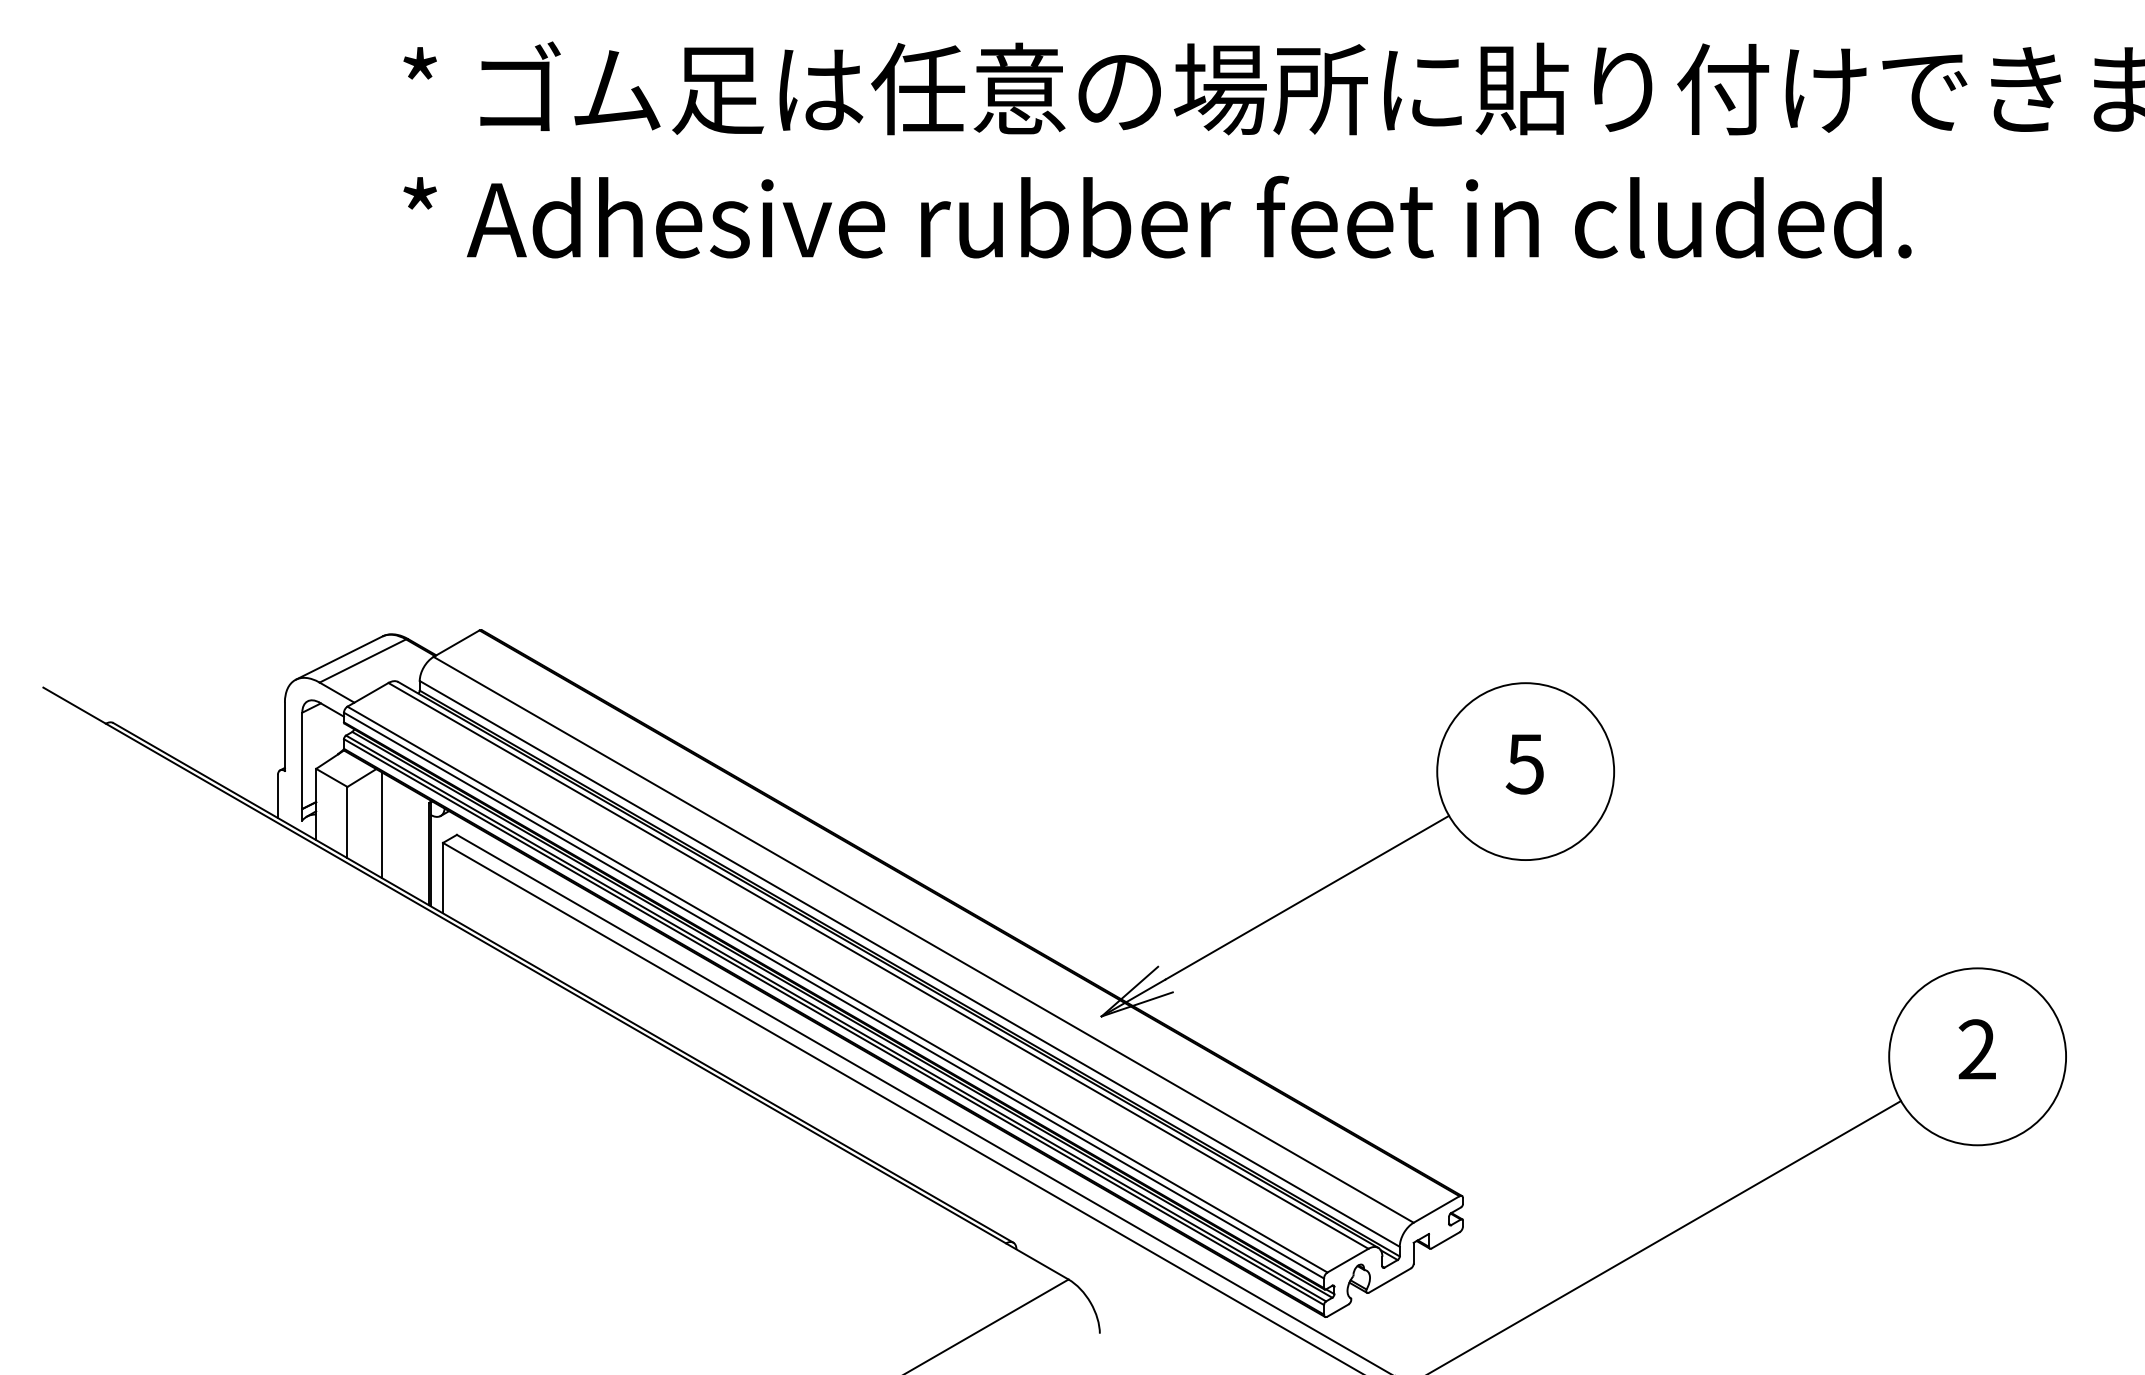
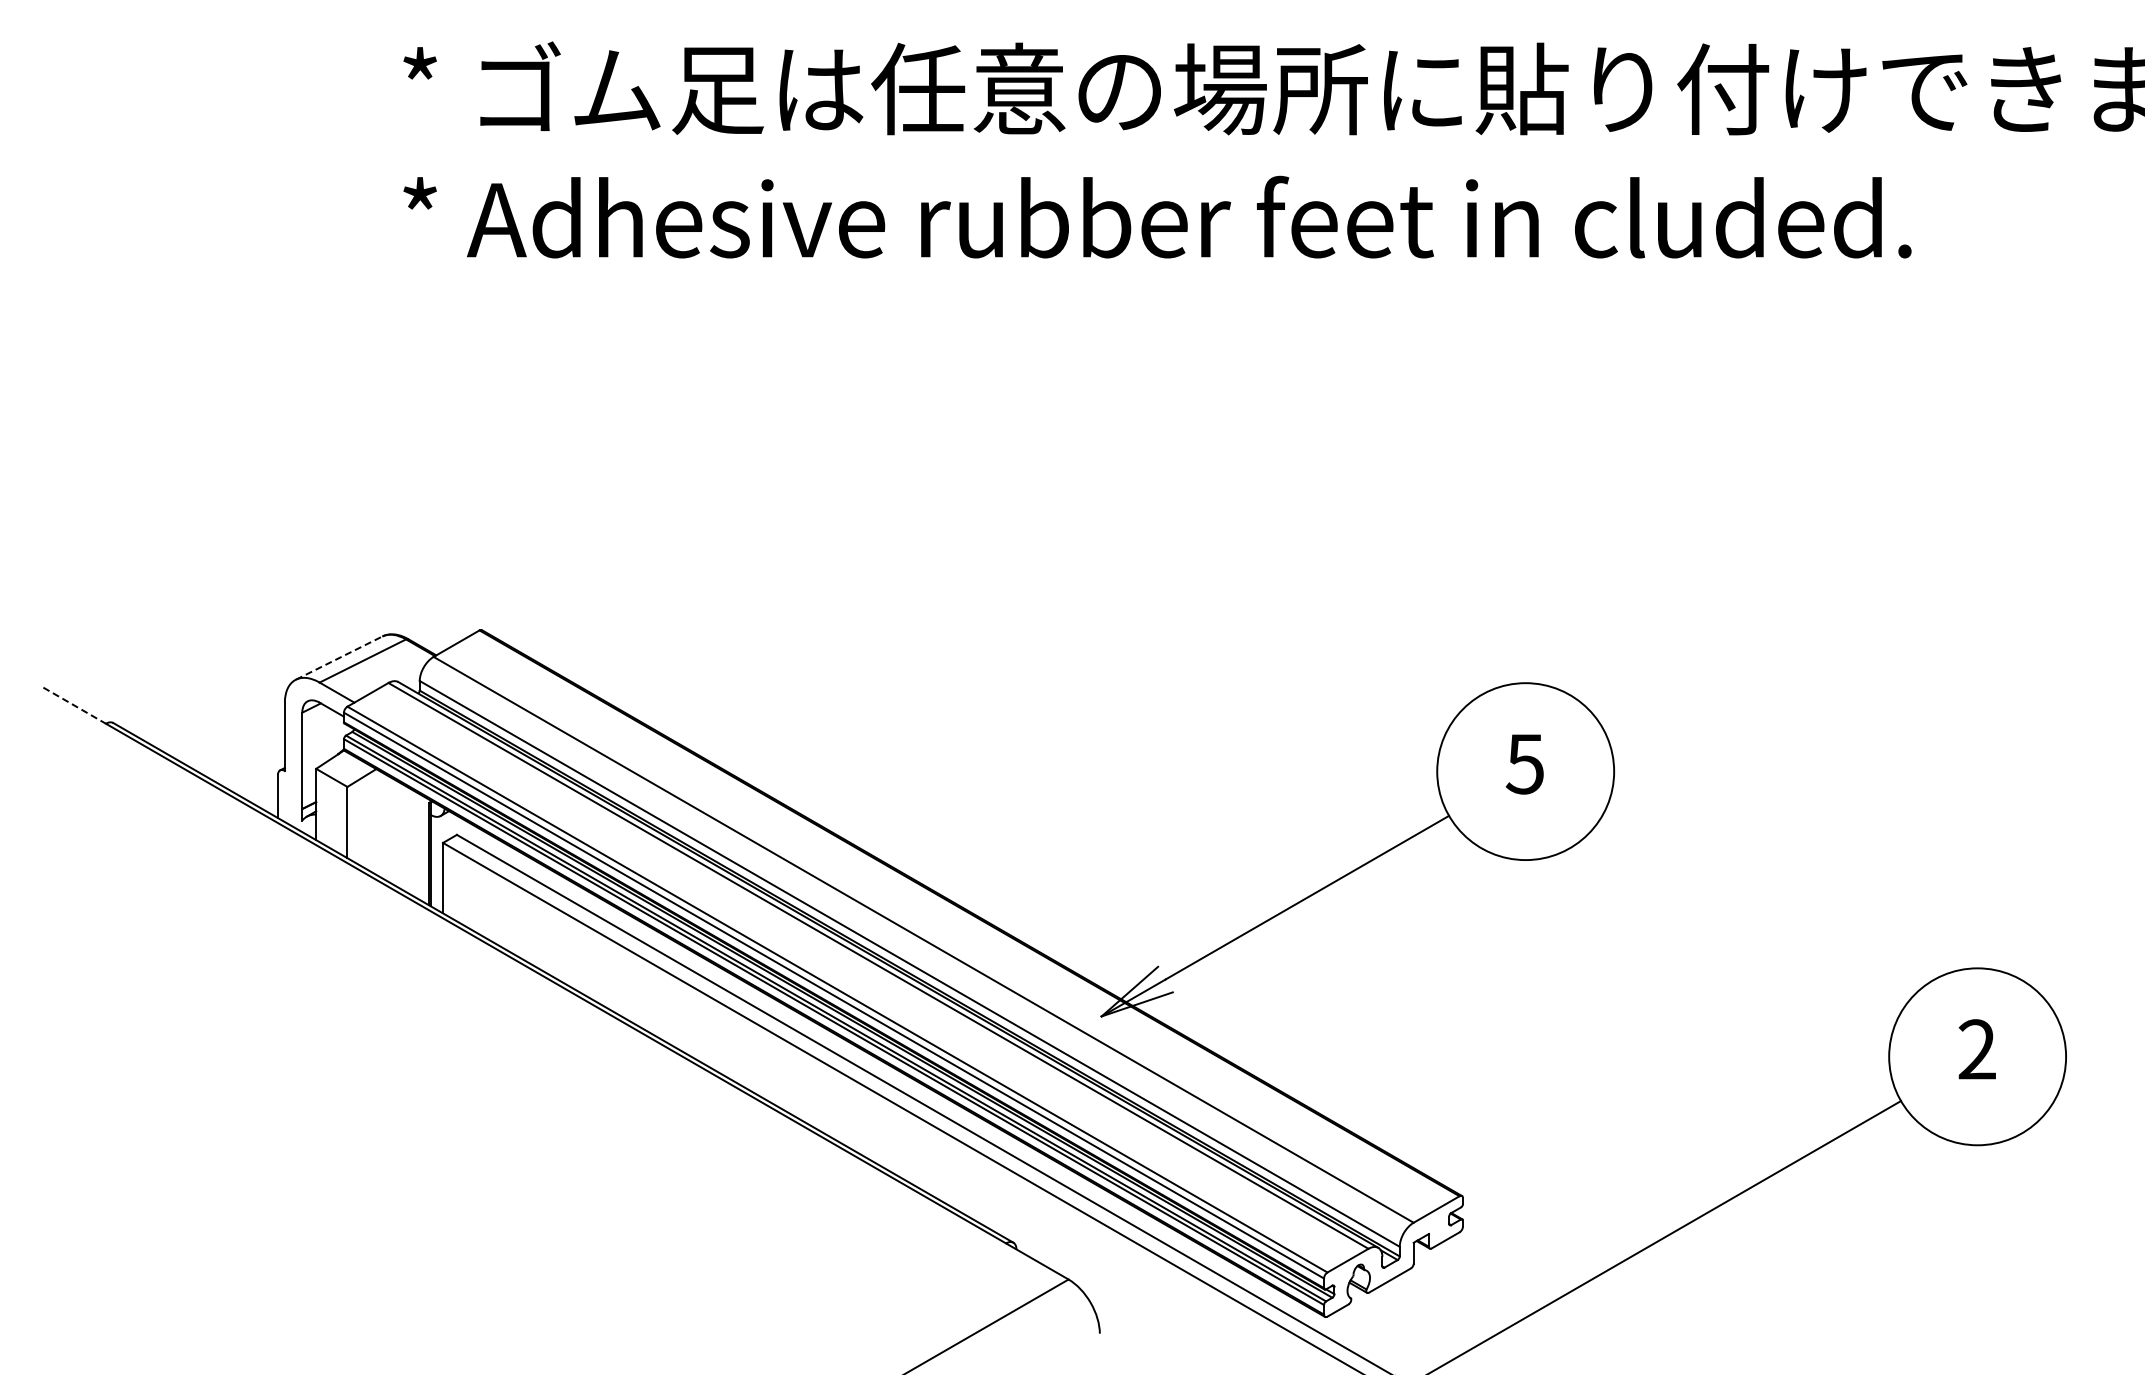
line: solid -> dashed (339, 657)
line: solid -> dashed (75, 705)
line: present -> none (382, 825)
